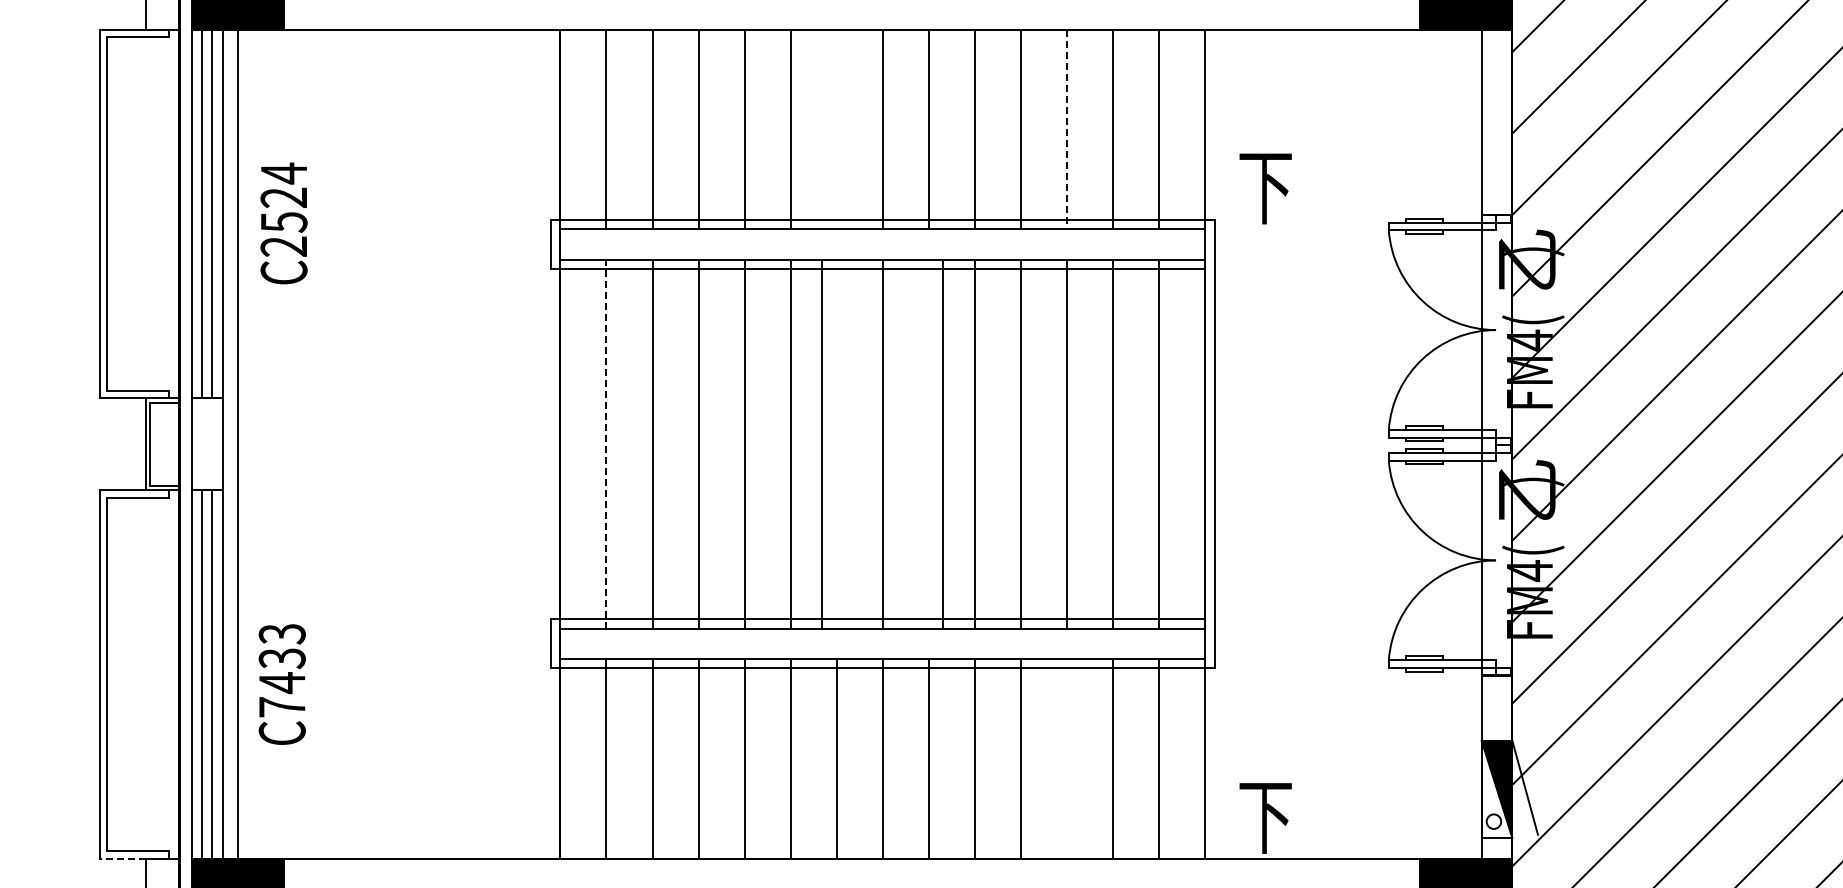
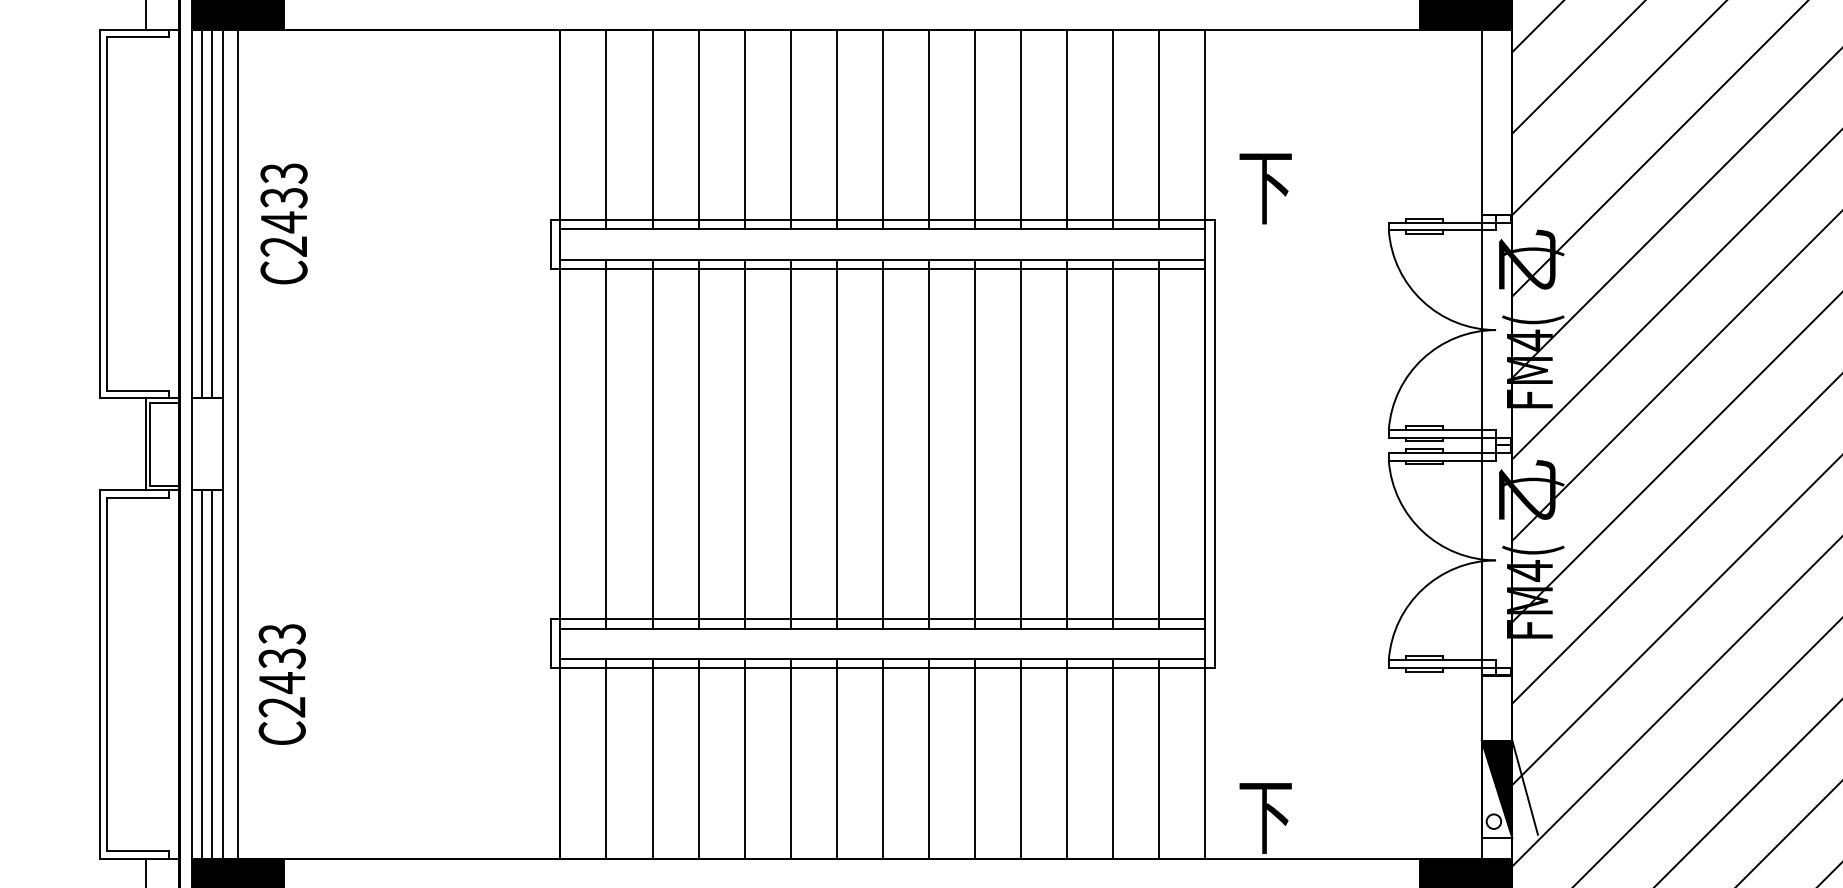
line: none -> present (836, 129)
line: dashed -> solid (1067, 129)
text: C2524 -> C2433 (283, 197)
line: dashed -> solid (606, 443)
line position: (821, 444) -> (836, 444) (836, 444)
line position: (942, 444) -> (928, 444) (928, 444)
text: C7433 -> C2433 (281, 707)
line: none -> present (1067, 758)
line: dashed -> solid (122, 858)
